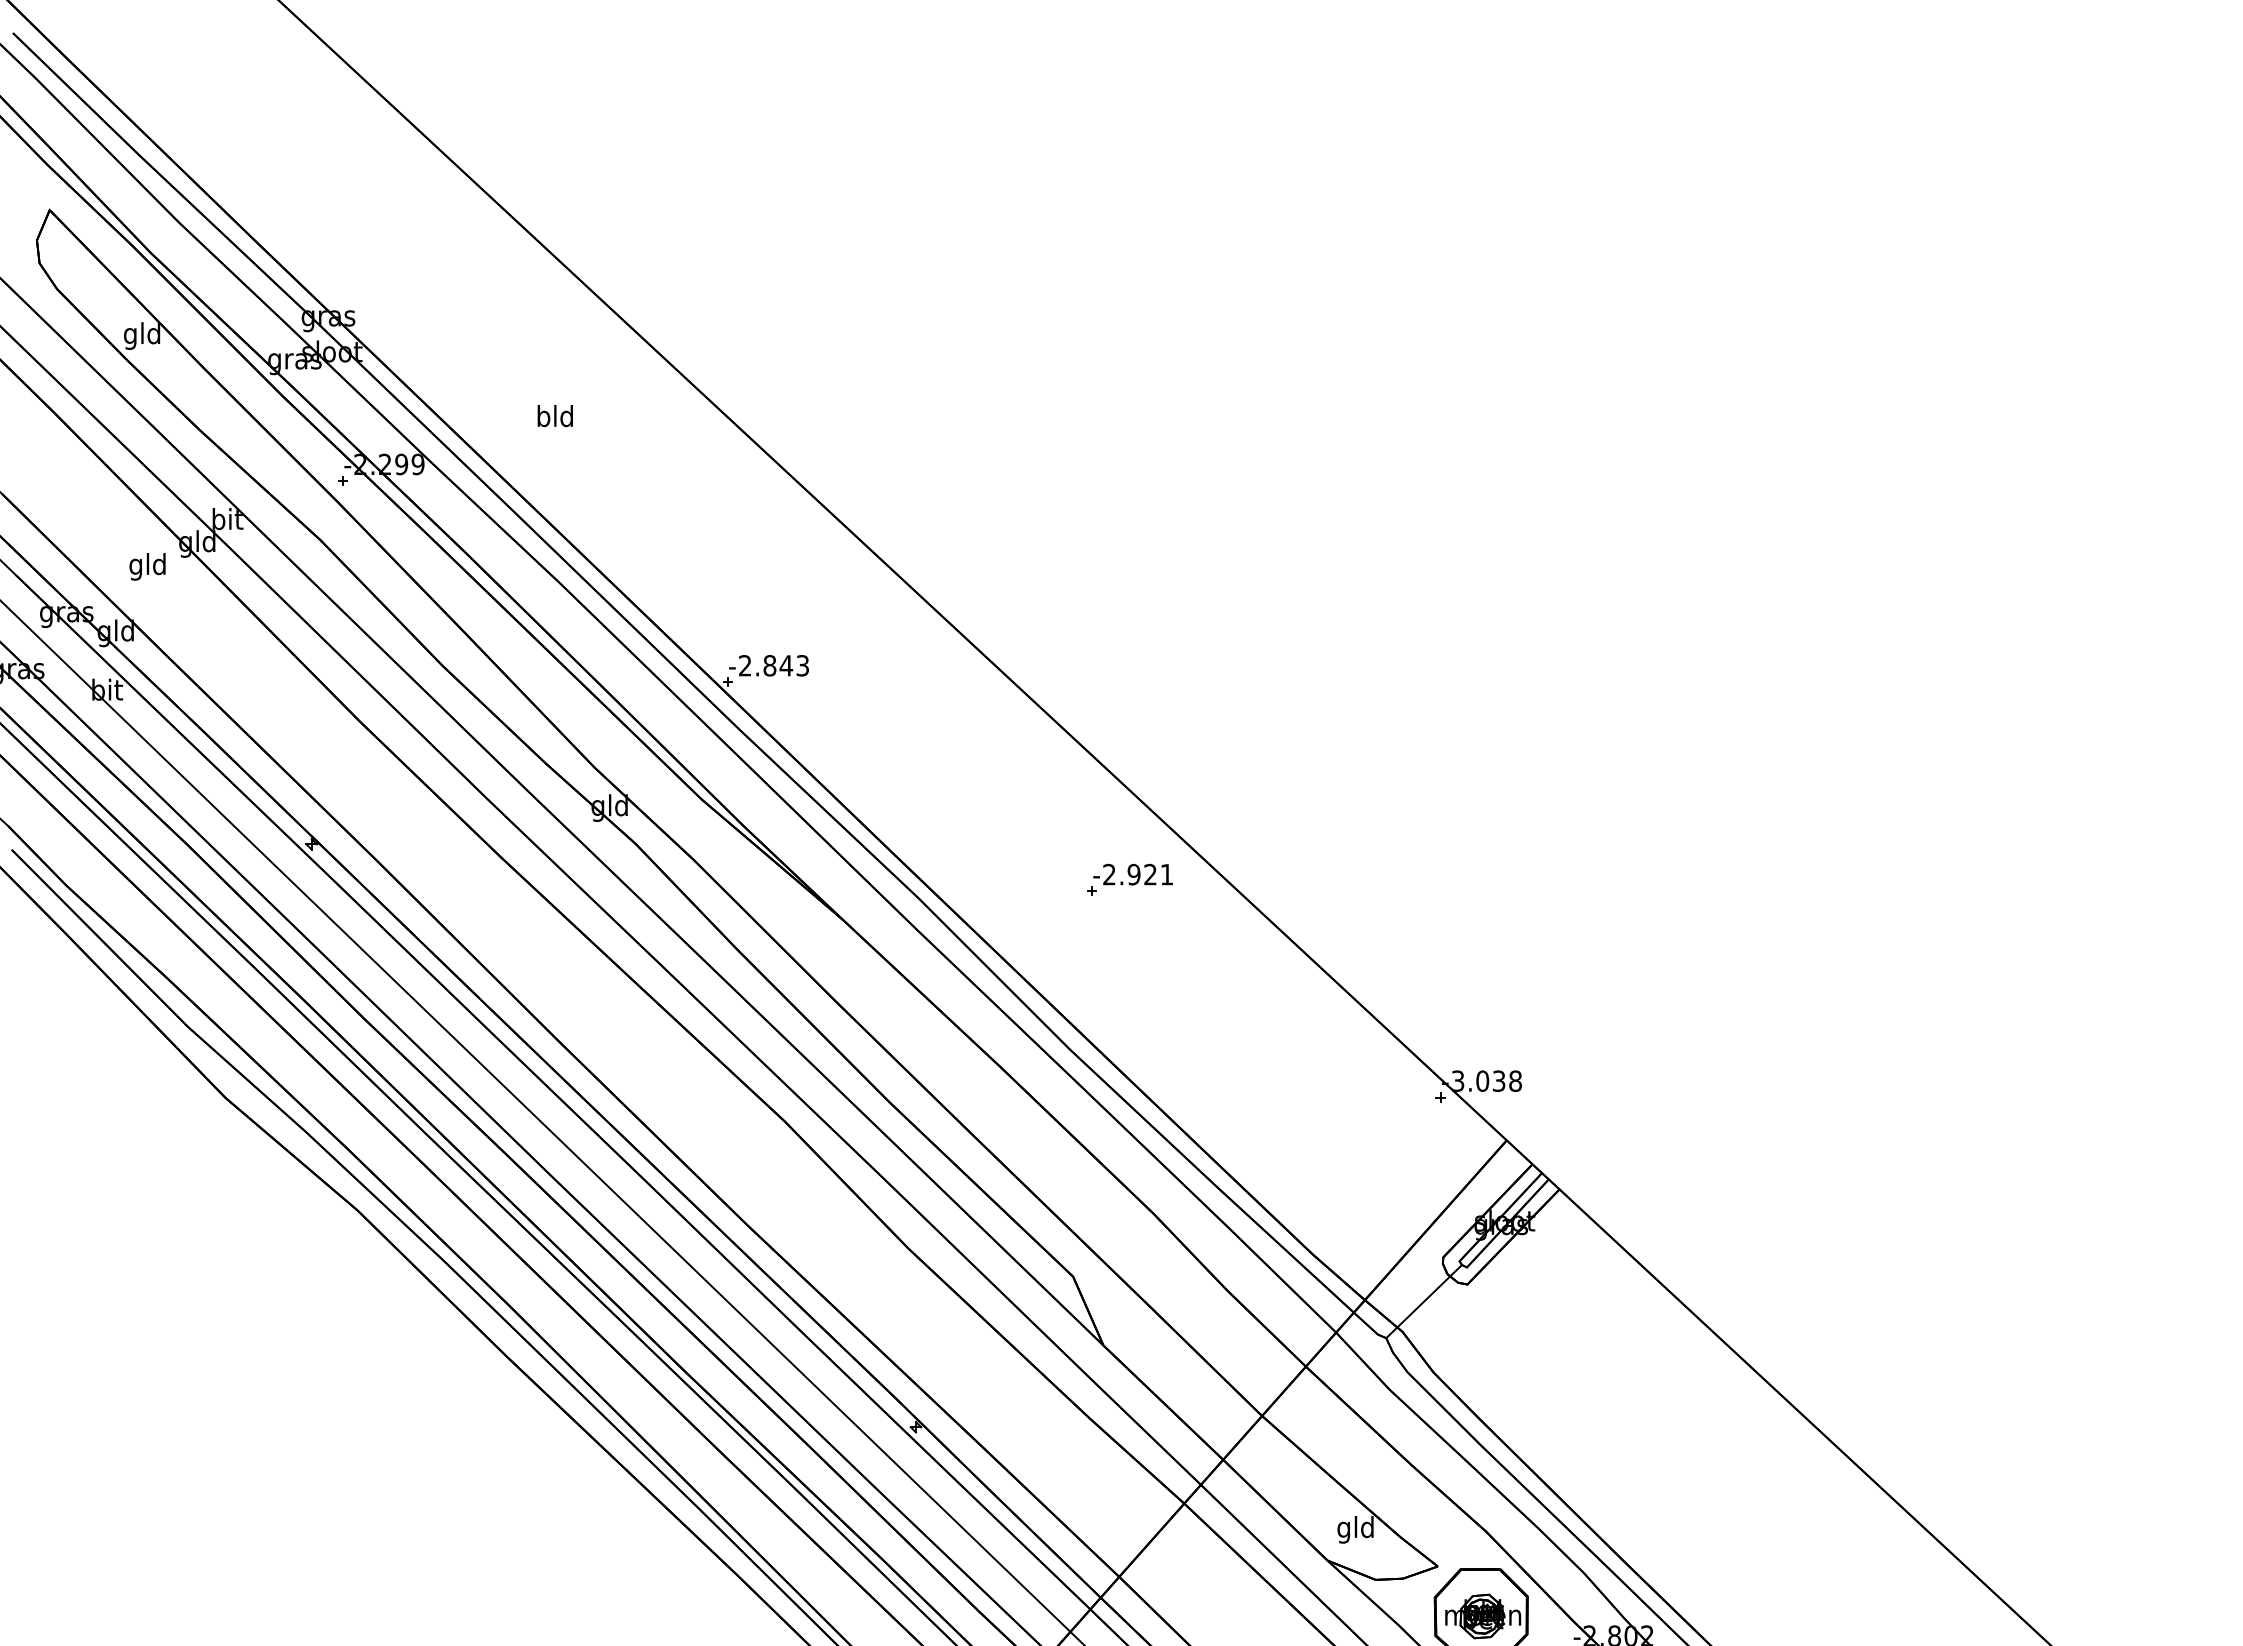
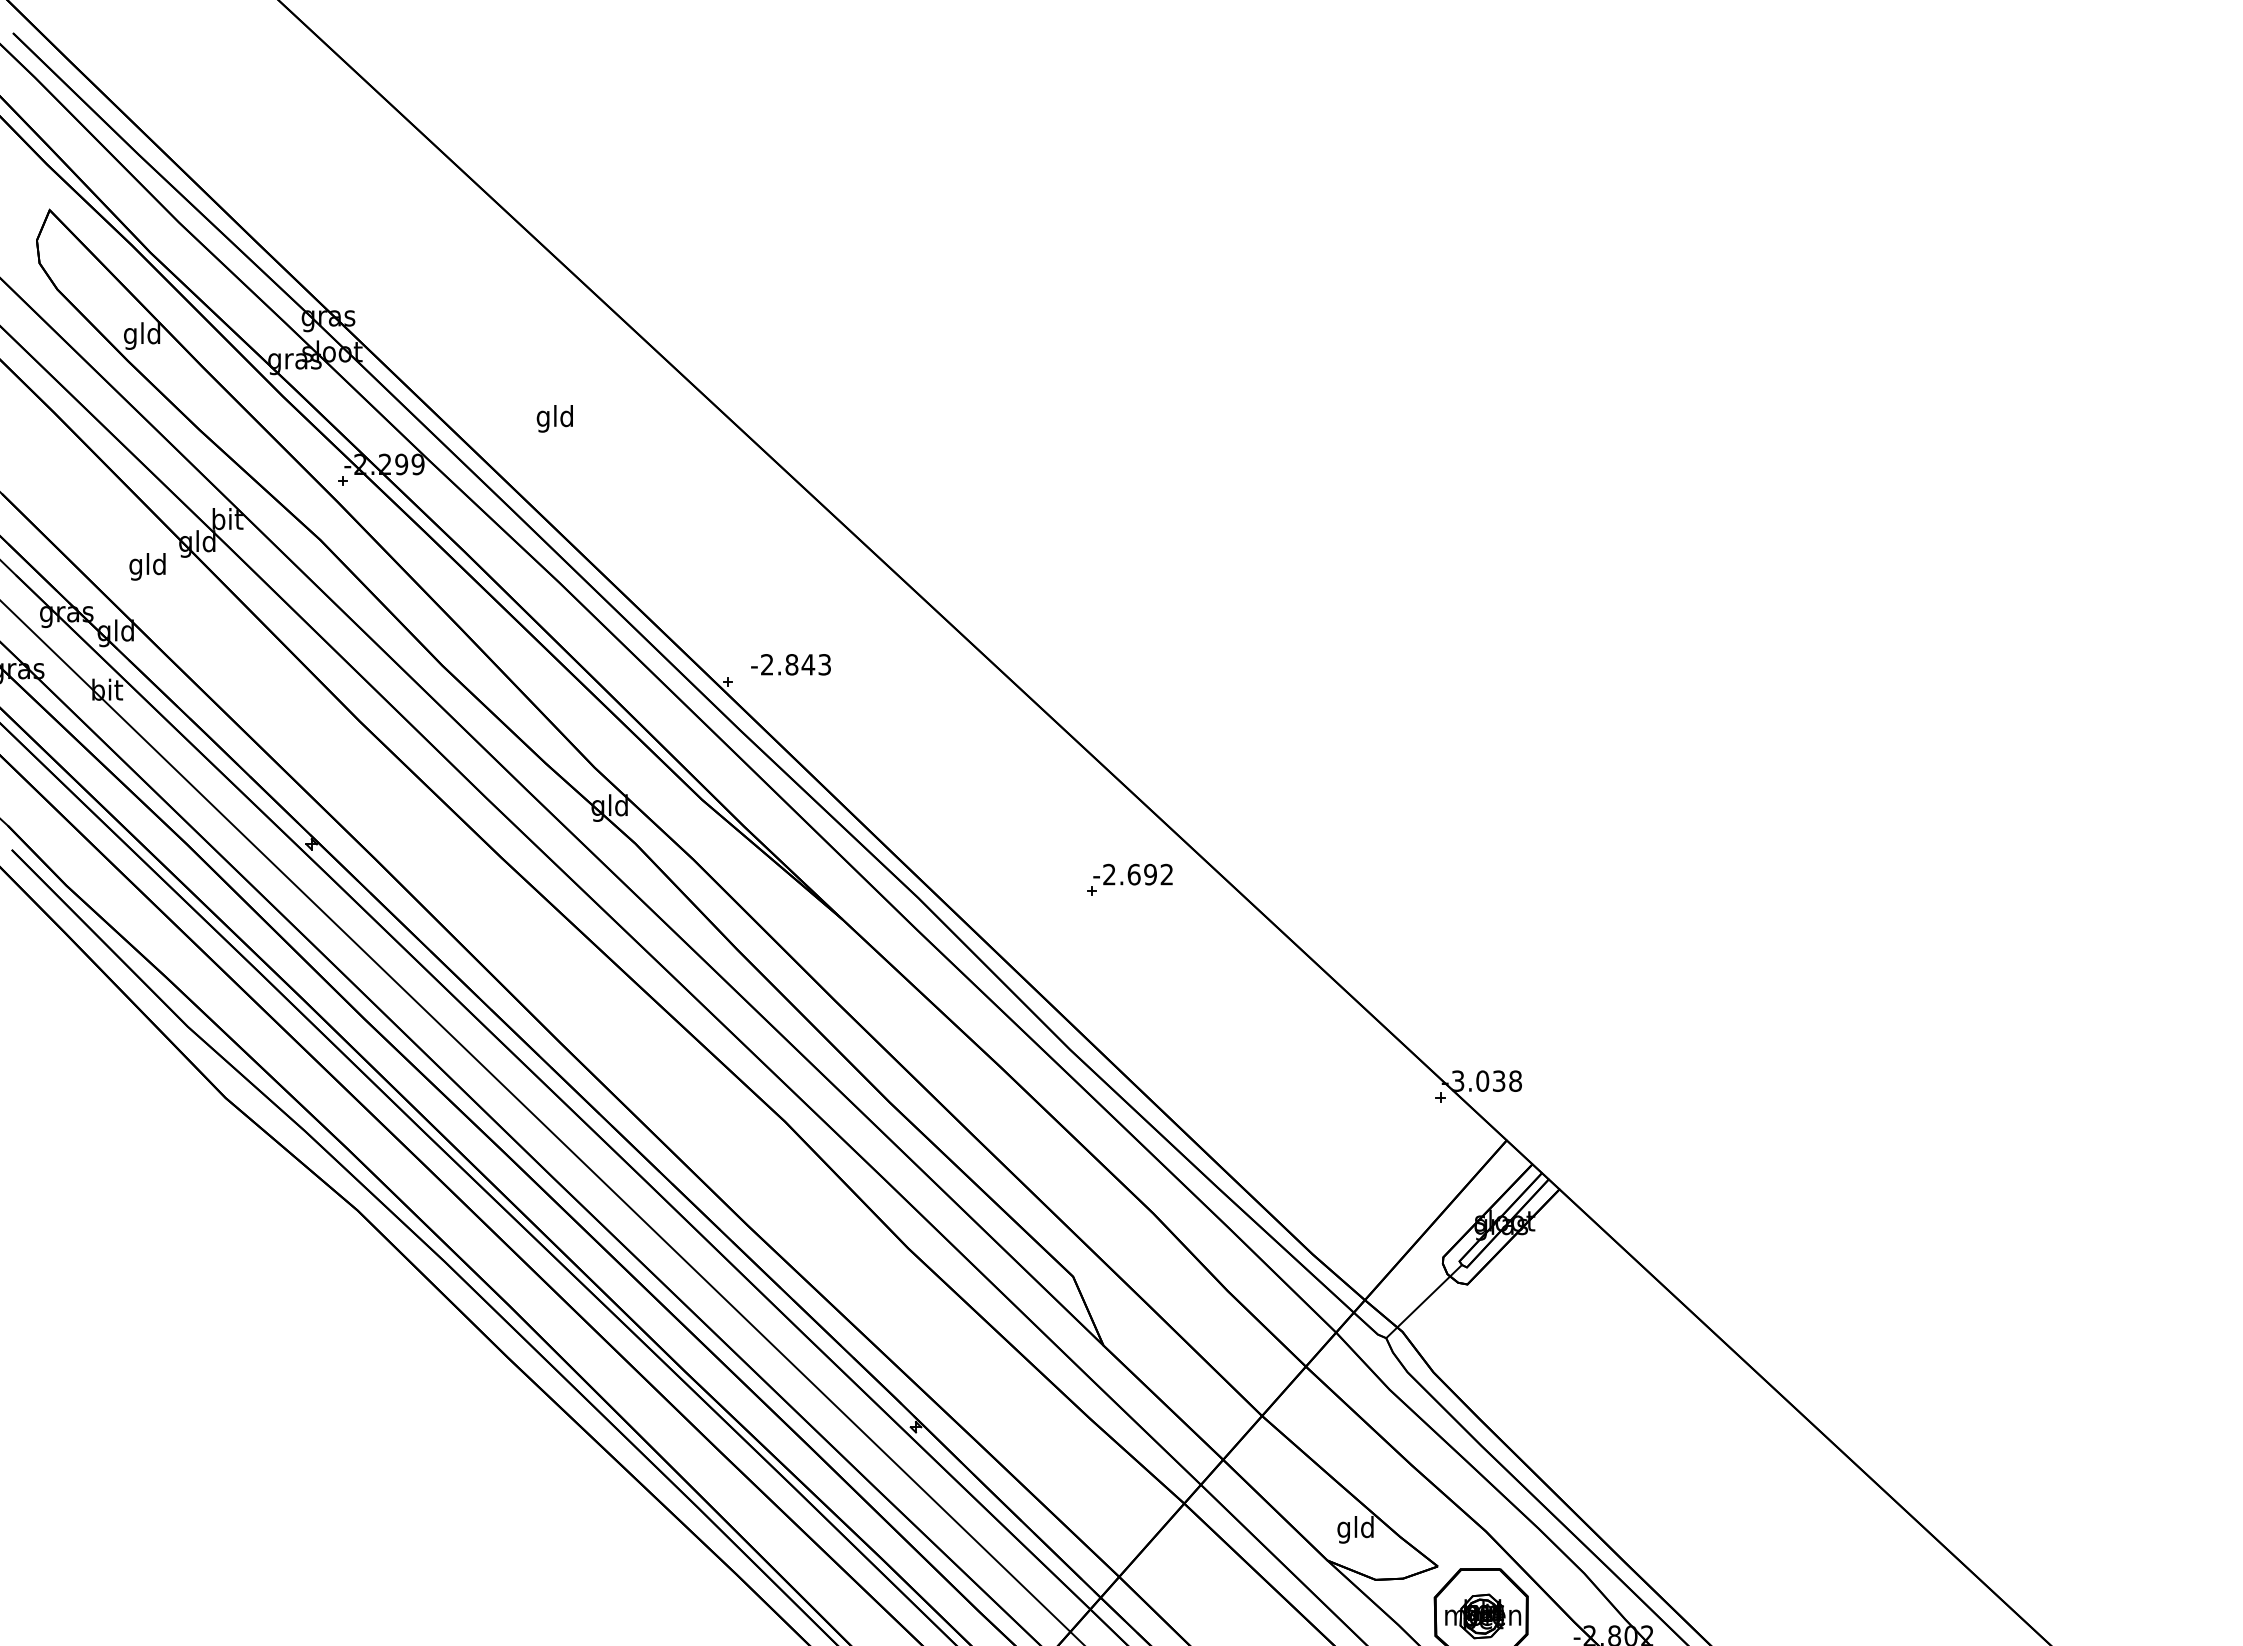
text: bld -> gld (543, 418)
text position: (768, 665) -> (790, 664) (790, 664)
text: -2.921 -> -2.692 (1149, 874)
